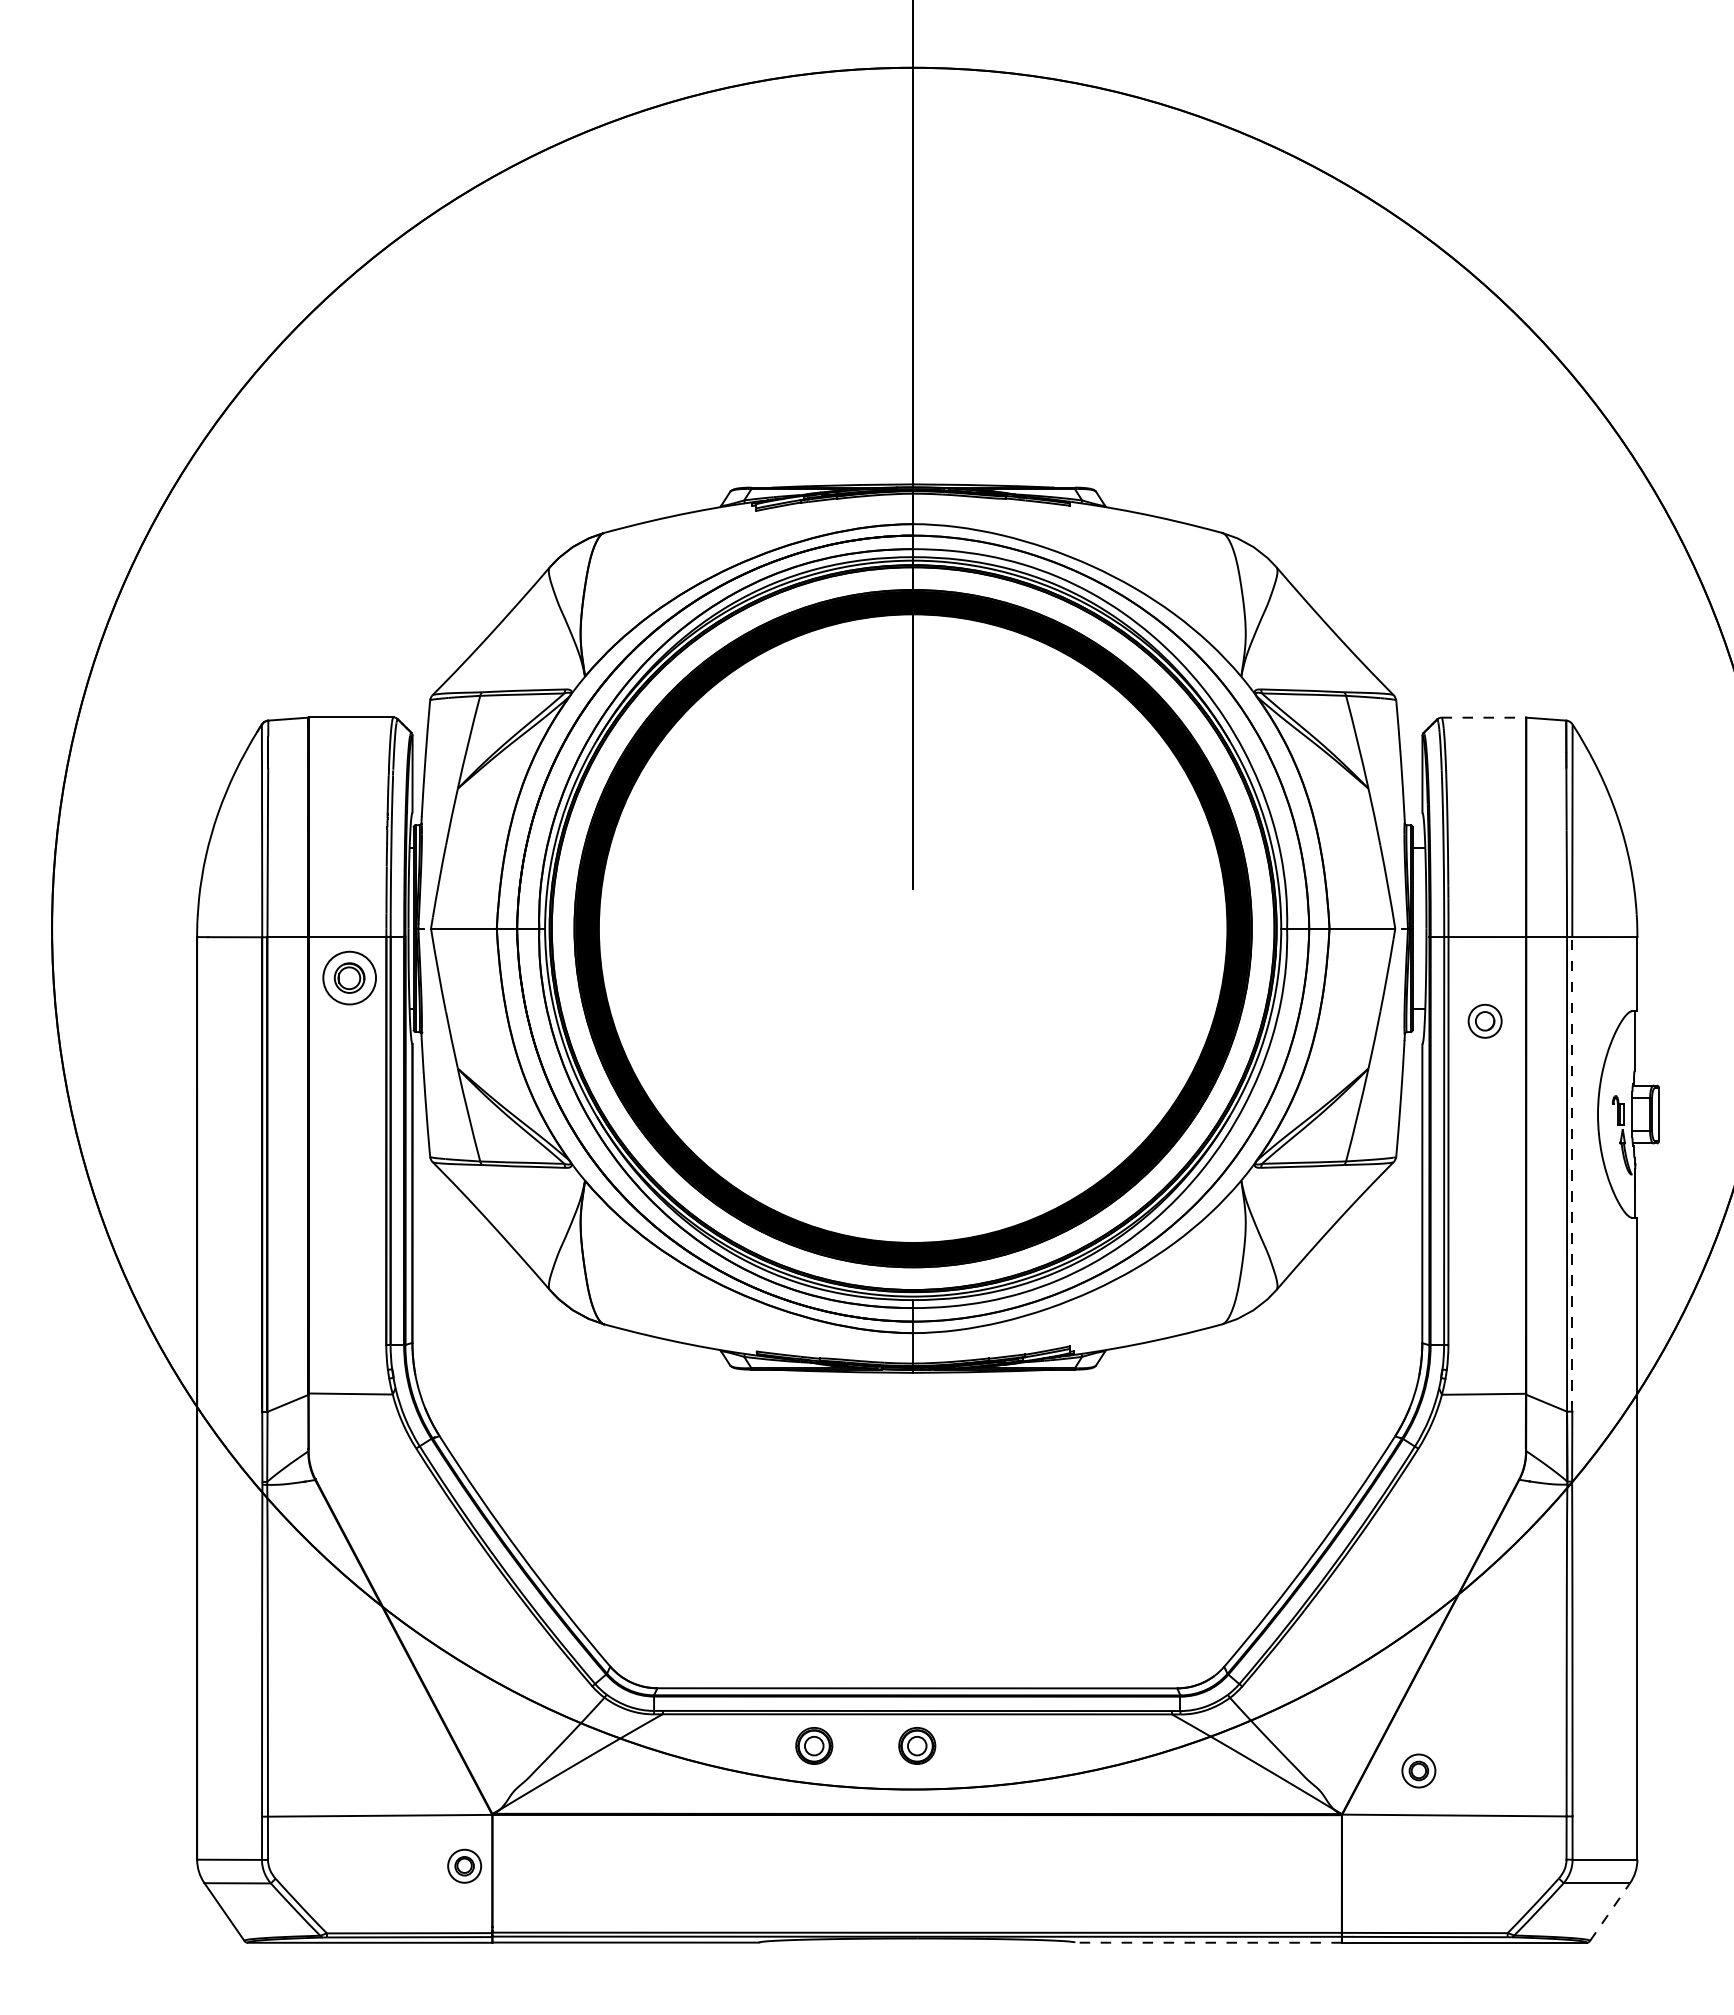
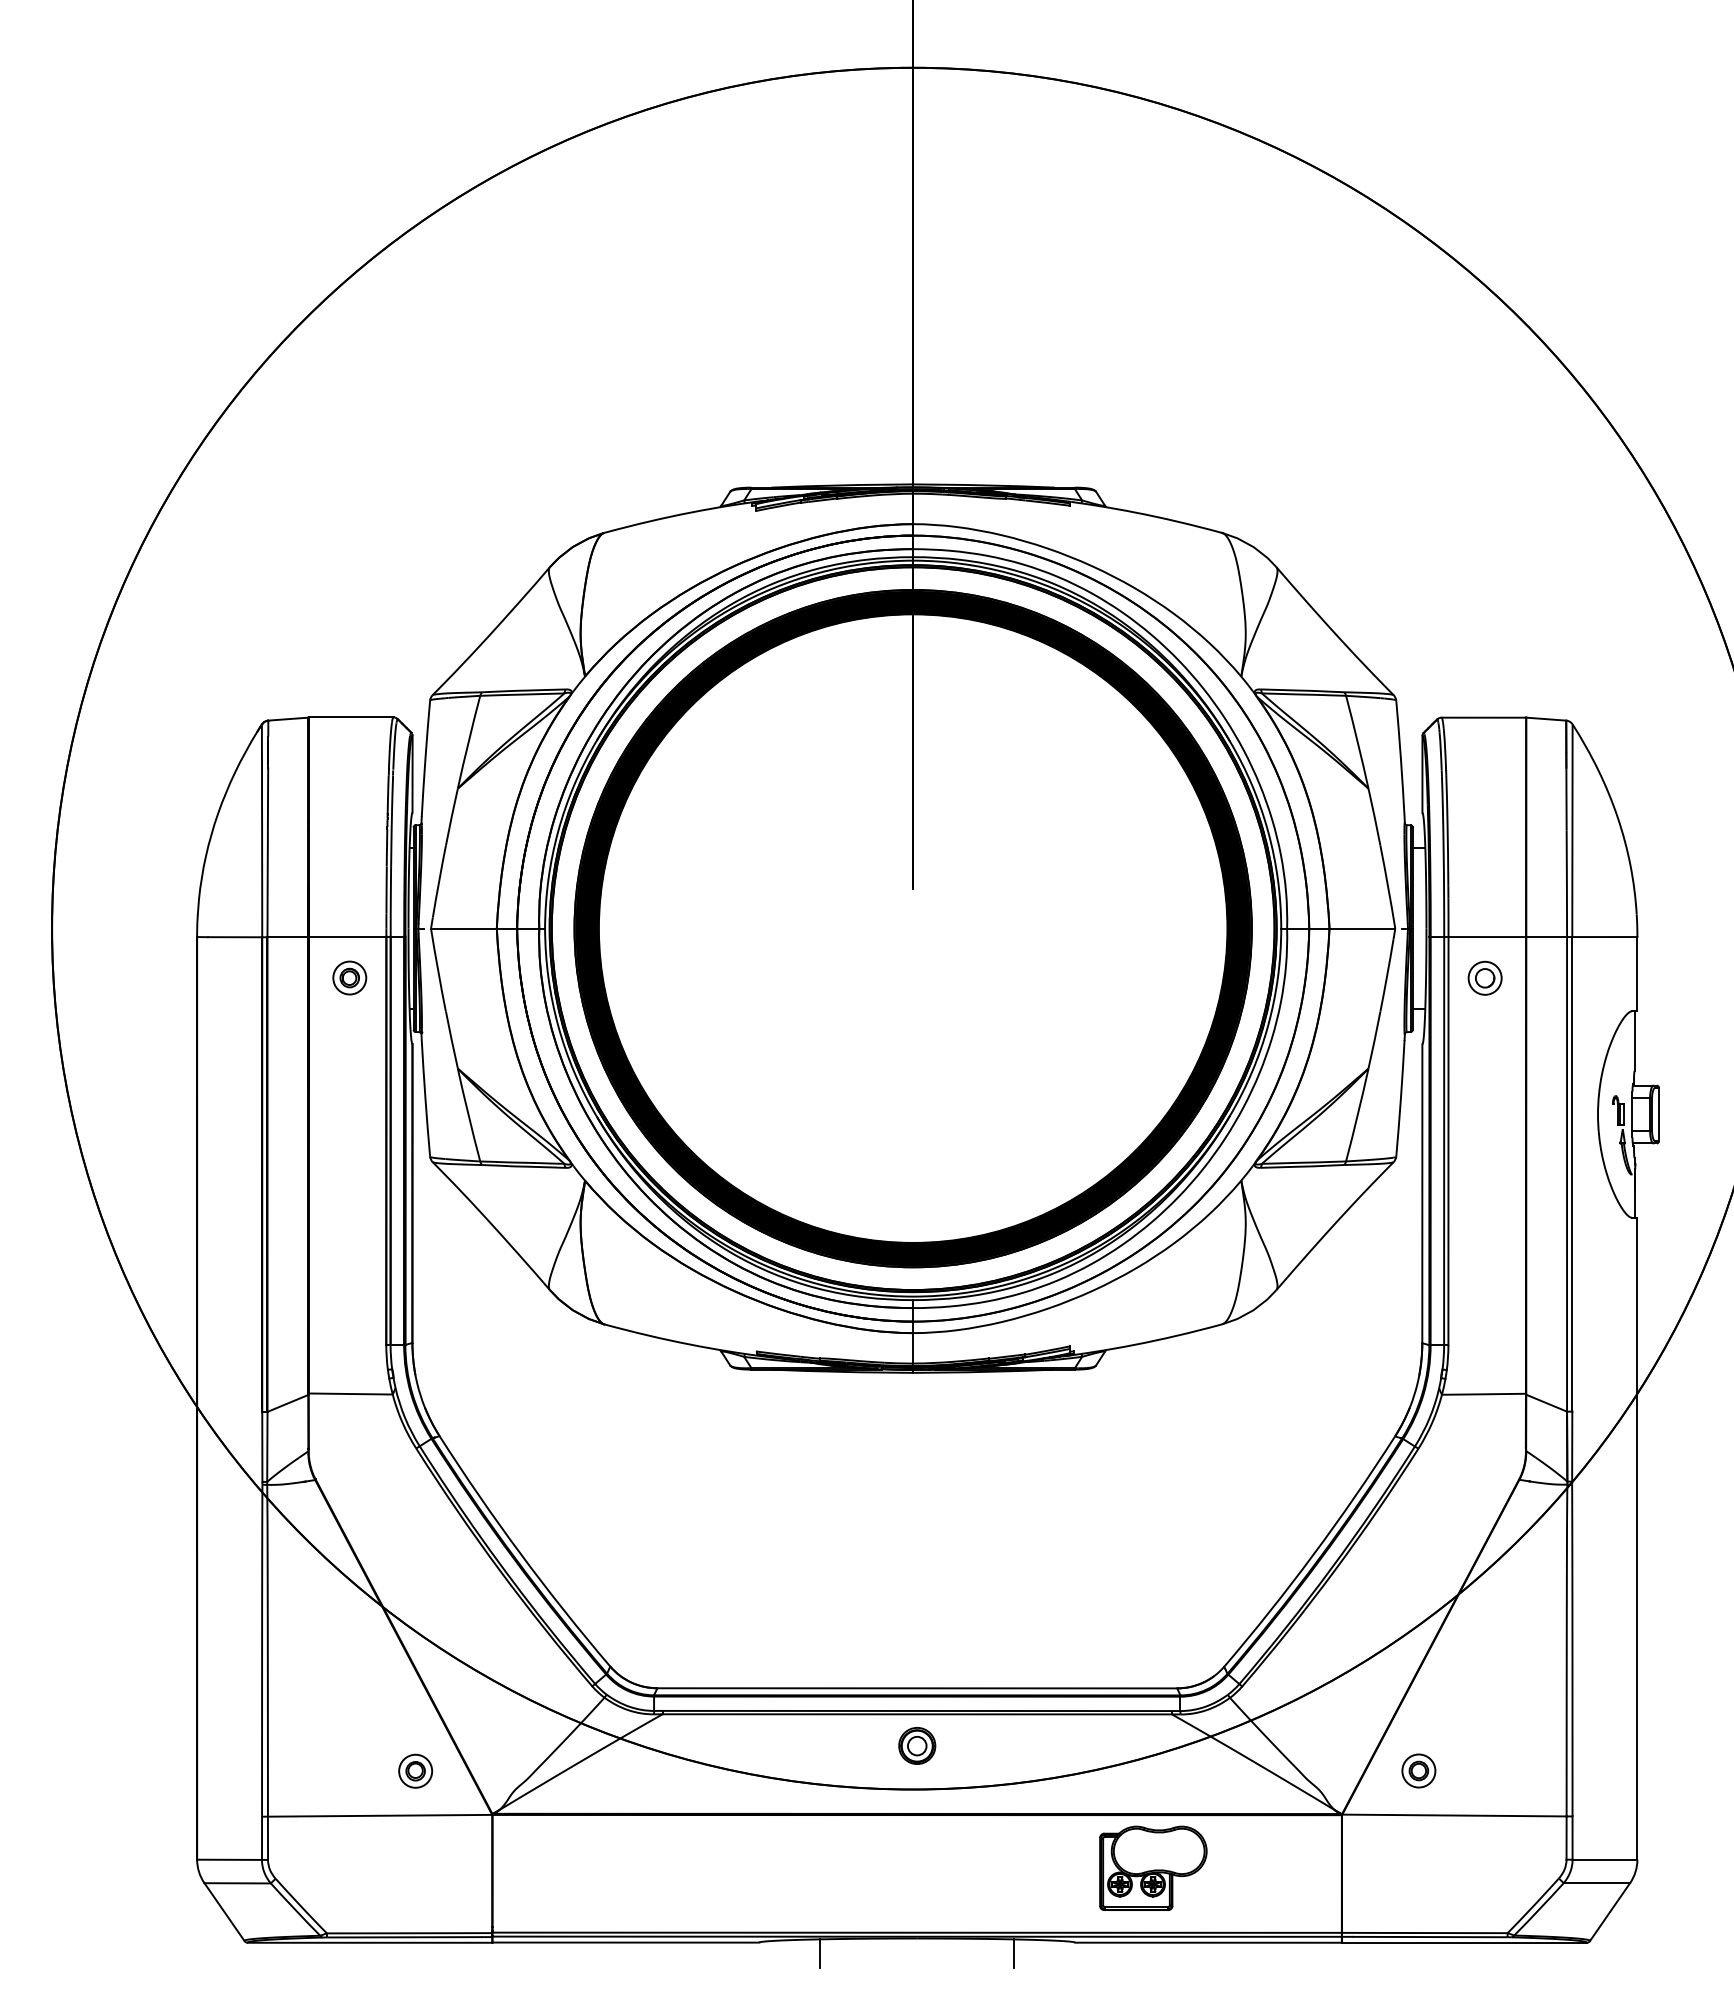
line: dashed -> solid (1484, 717)
part size: 55x56 px -> 36x36 px (349, 977)
part position: (1484, 1020) -> (1484, 977) (1484, 977)
line: dashed -> solid (1572, 1173)
part: present -> none (814, 1745)
part position: (464, 1865) -> (415, 1770) (415, 1770)
part: none -> present (1153, 1867)
line: dashed -> solid (1610, 1911)
line: dashed -> solid (1208, 1942)
line: none -> present (820, 1953)
line: none -> present (1014, 1953)
